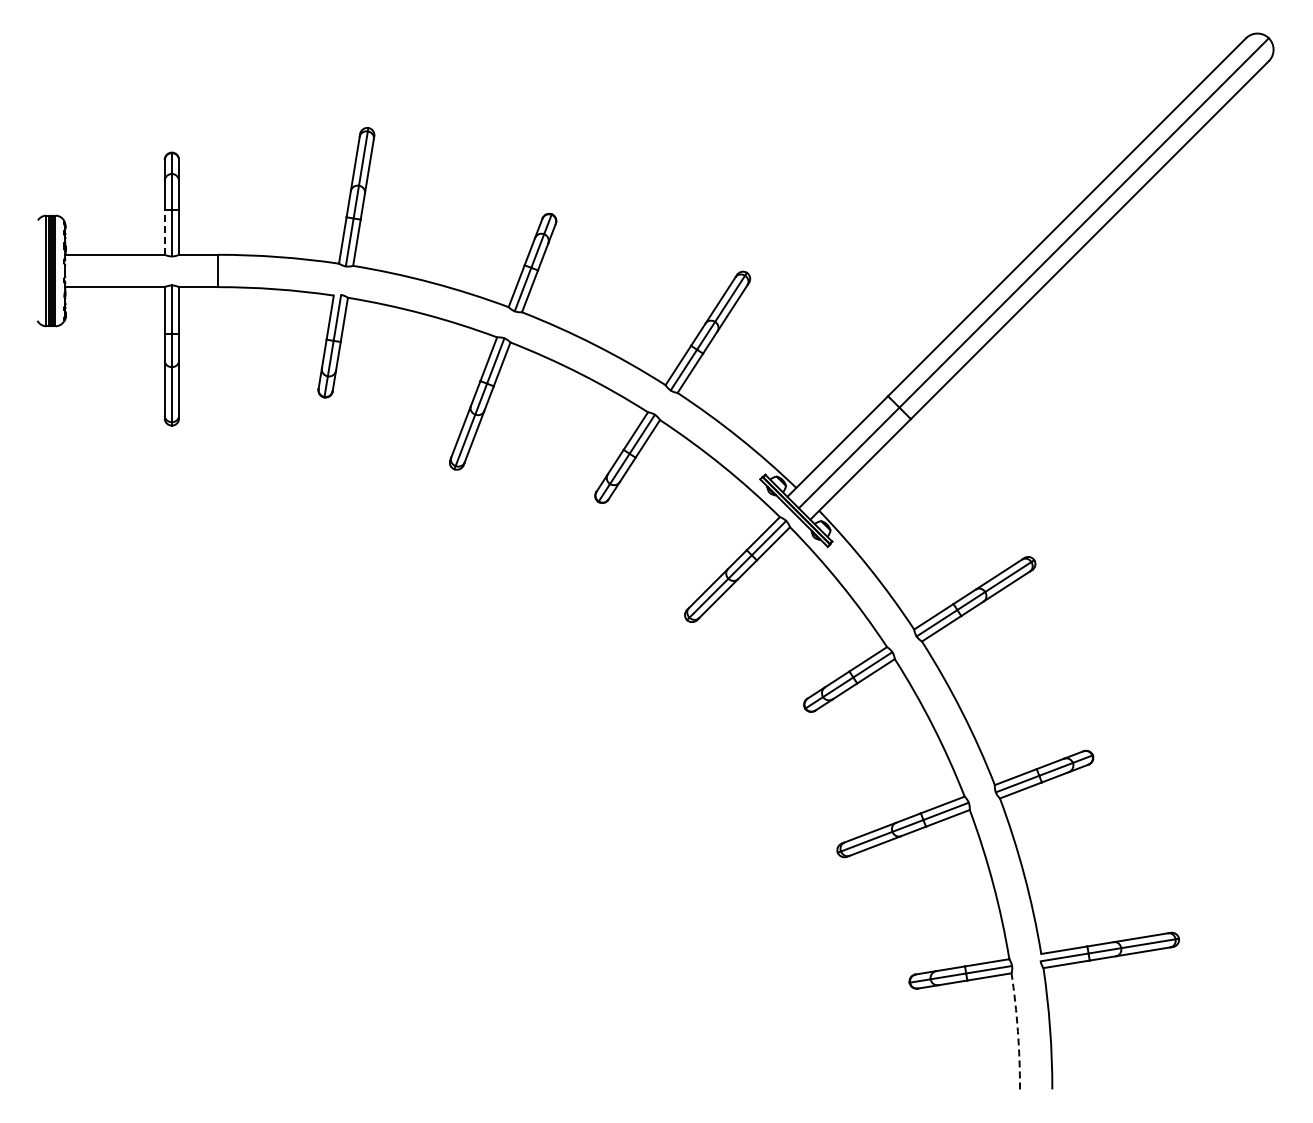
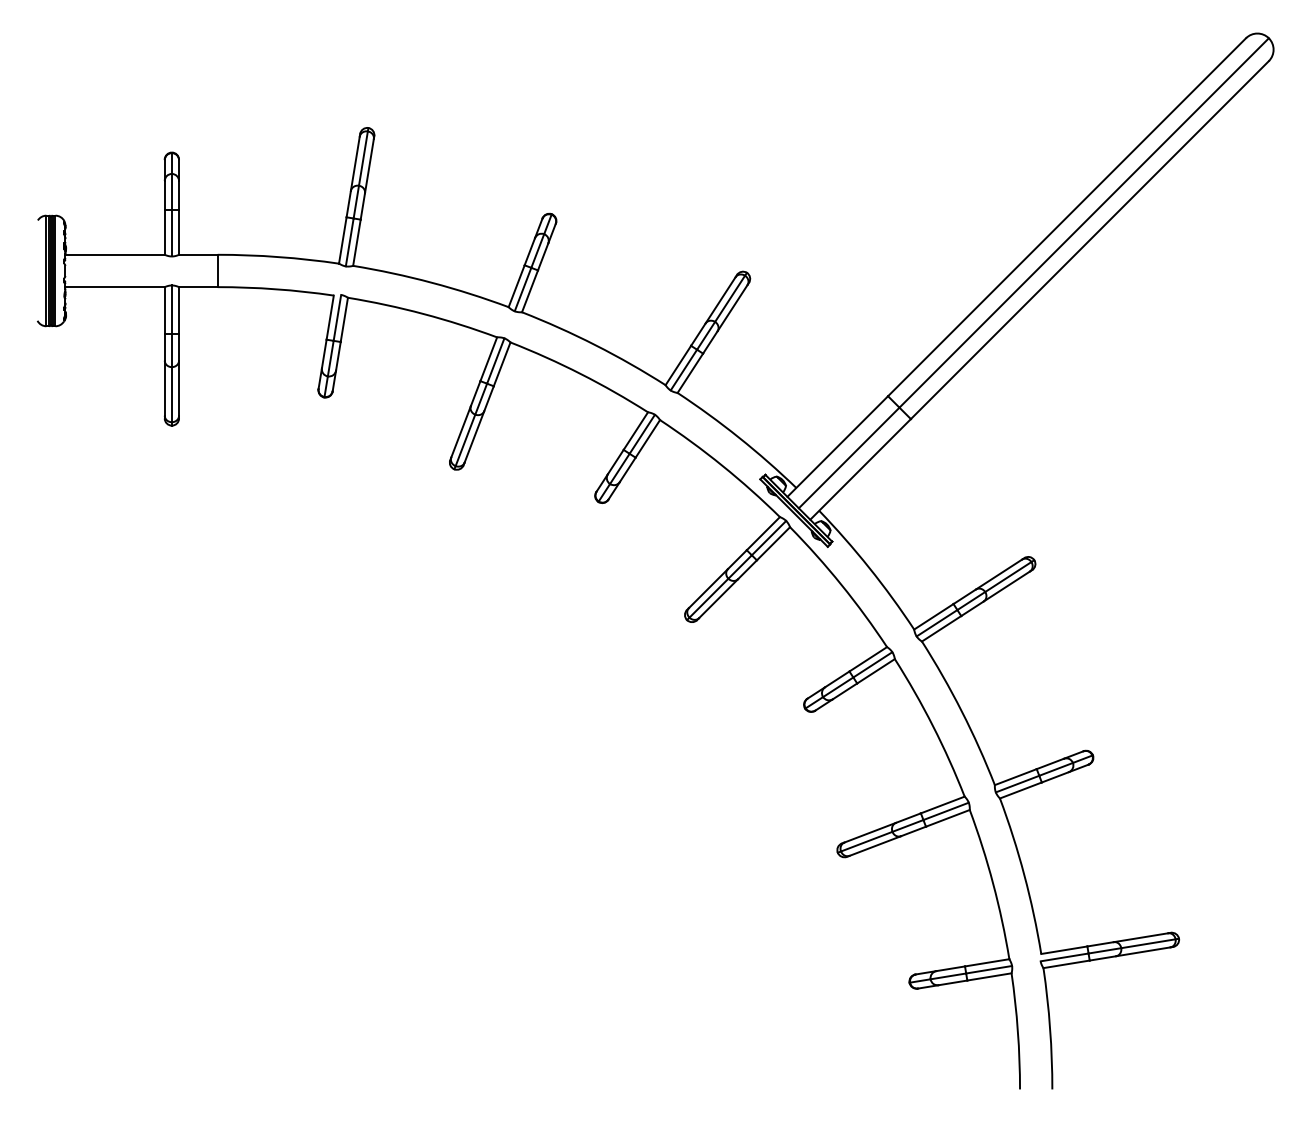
line: dashed -> solid (164, 231)
arc: dashed -> solid (1017, 1031)
